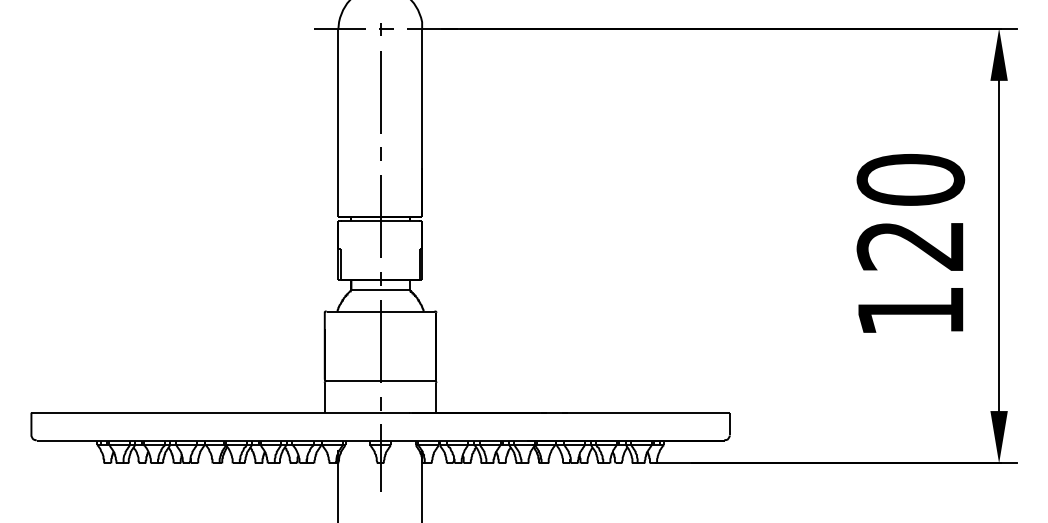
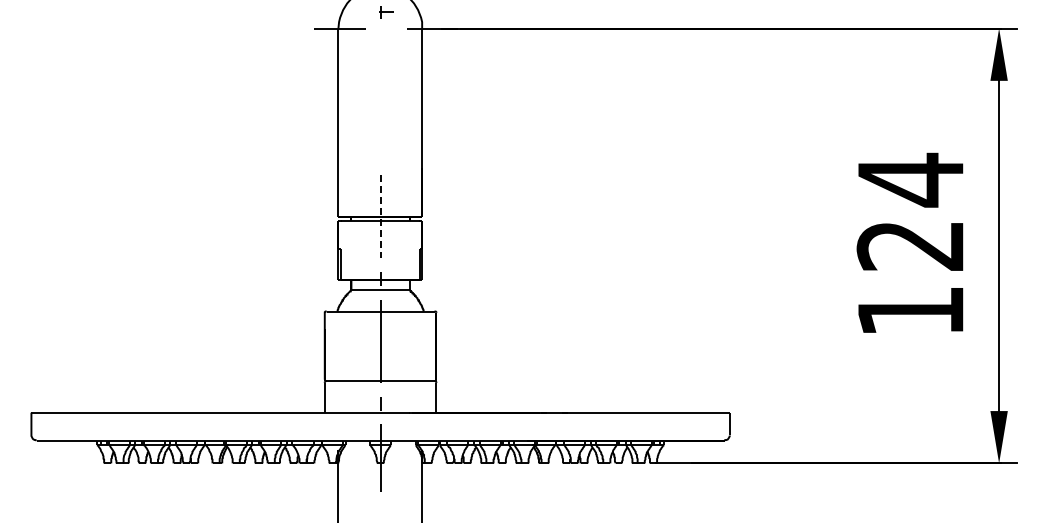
part position: (386, 29) -> (386, 12) (386, 12)
line: present -> none (380, 92)
line: present -> none (380, 153)
text: 120 -> 124 (910, 179)
line: solid -> dashed (380, 216)
